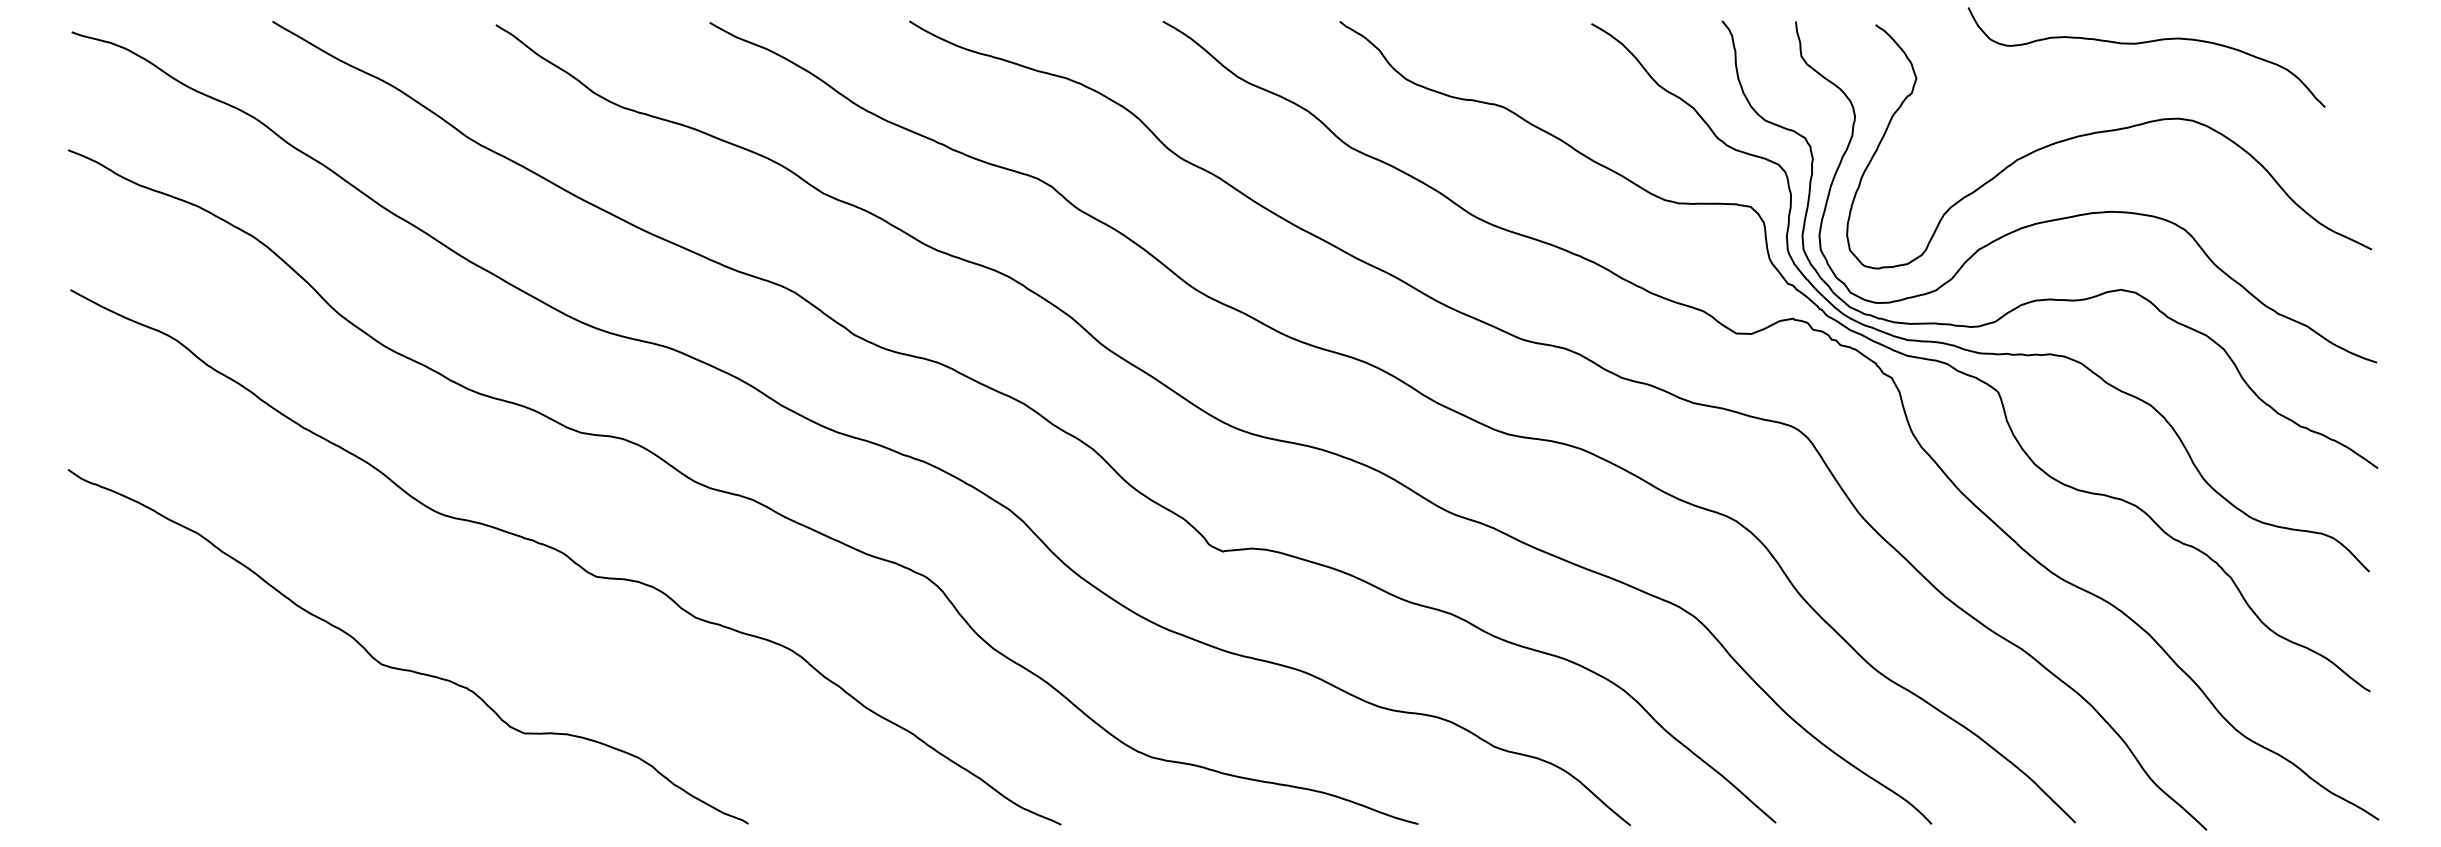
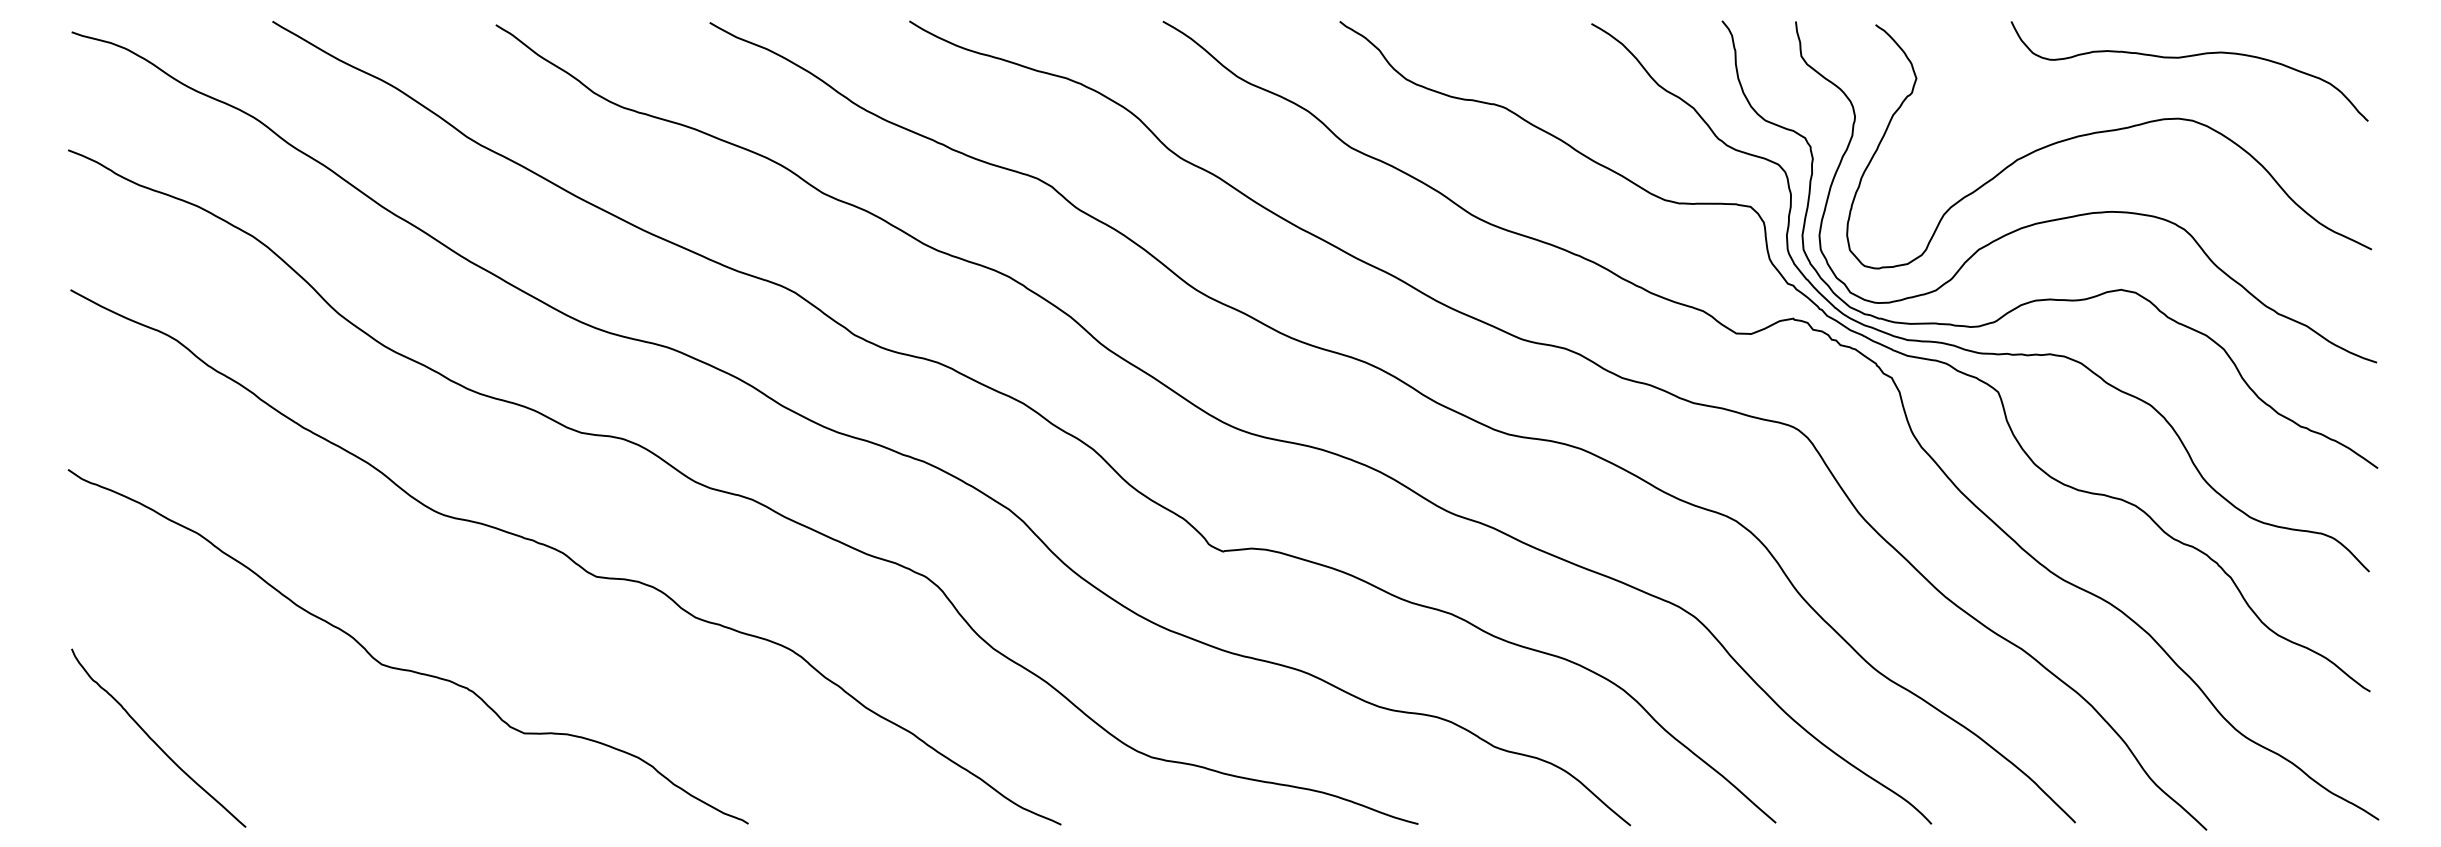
curve position: (2145, 43) -> (2188, 57) (2188, 57)
curve: none -> present (154, 740)
